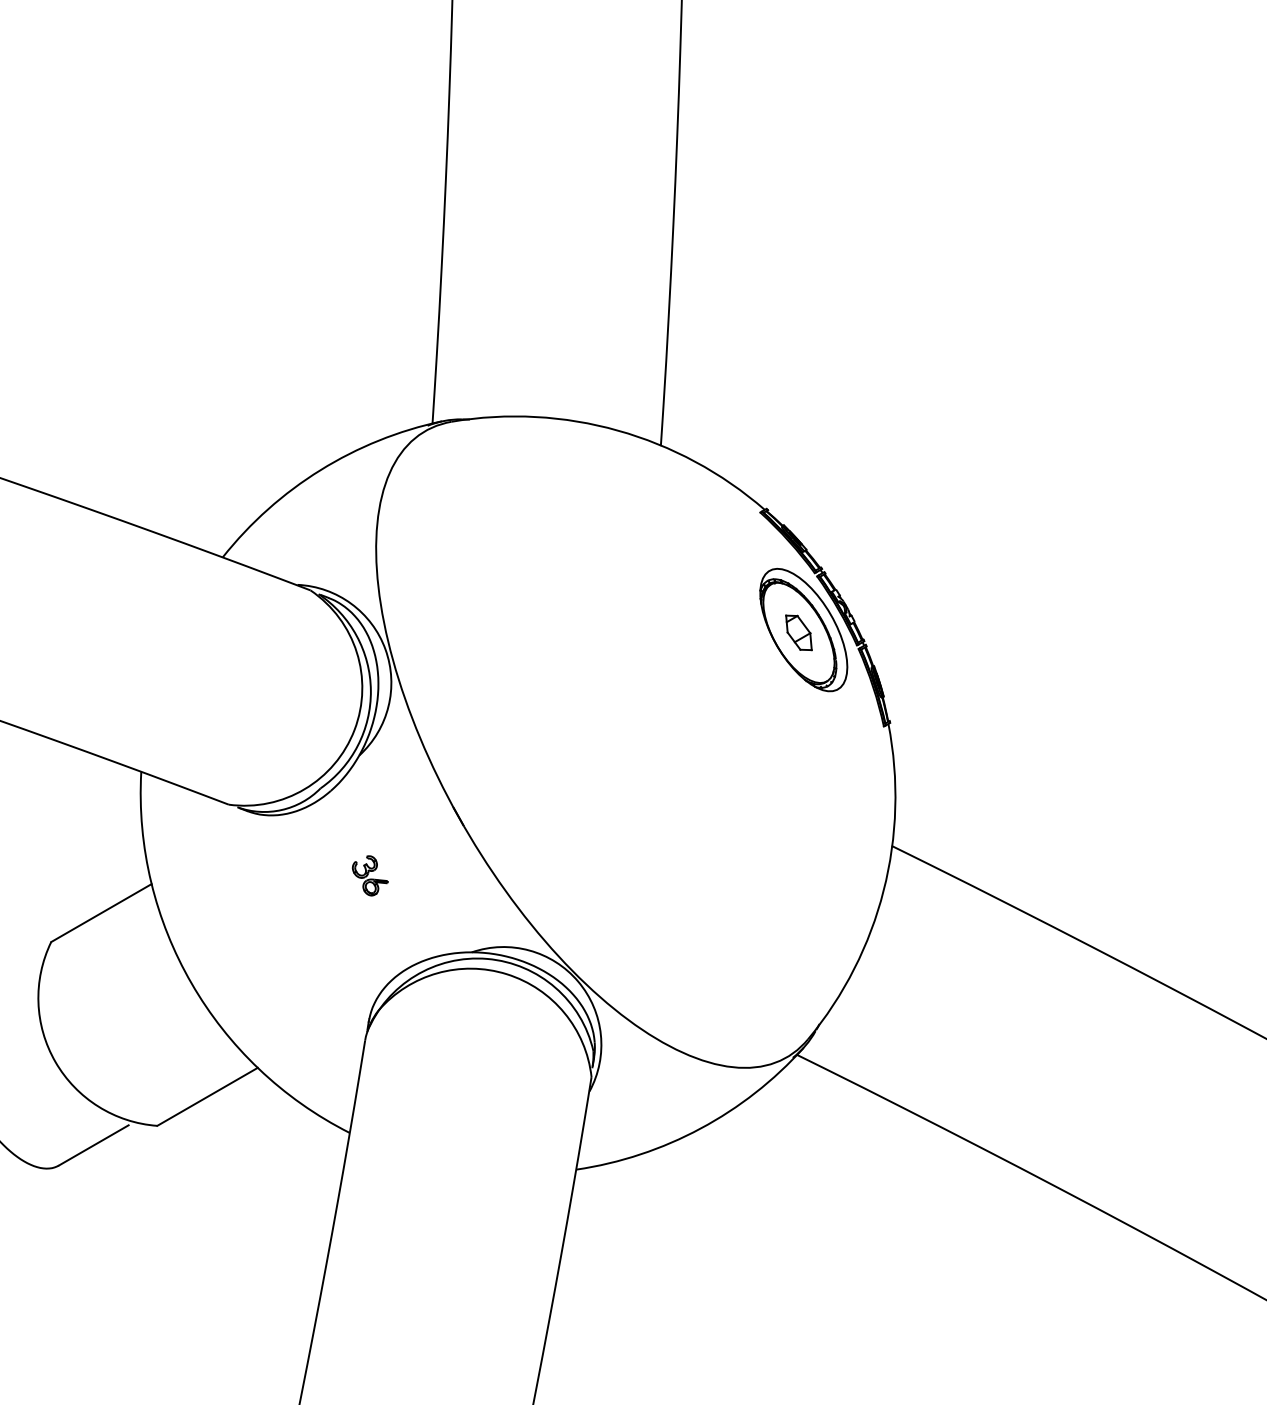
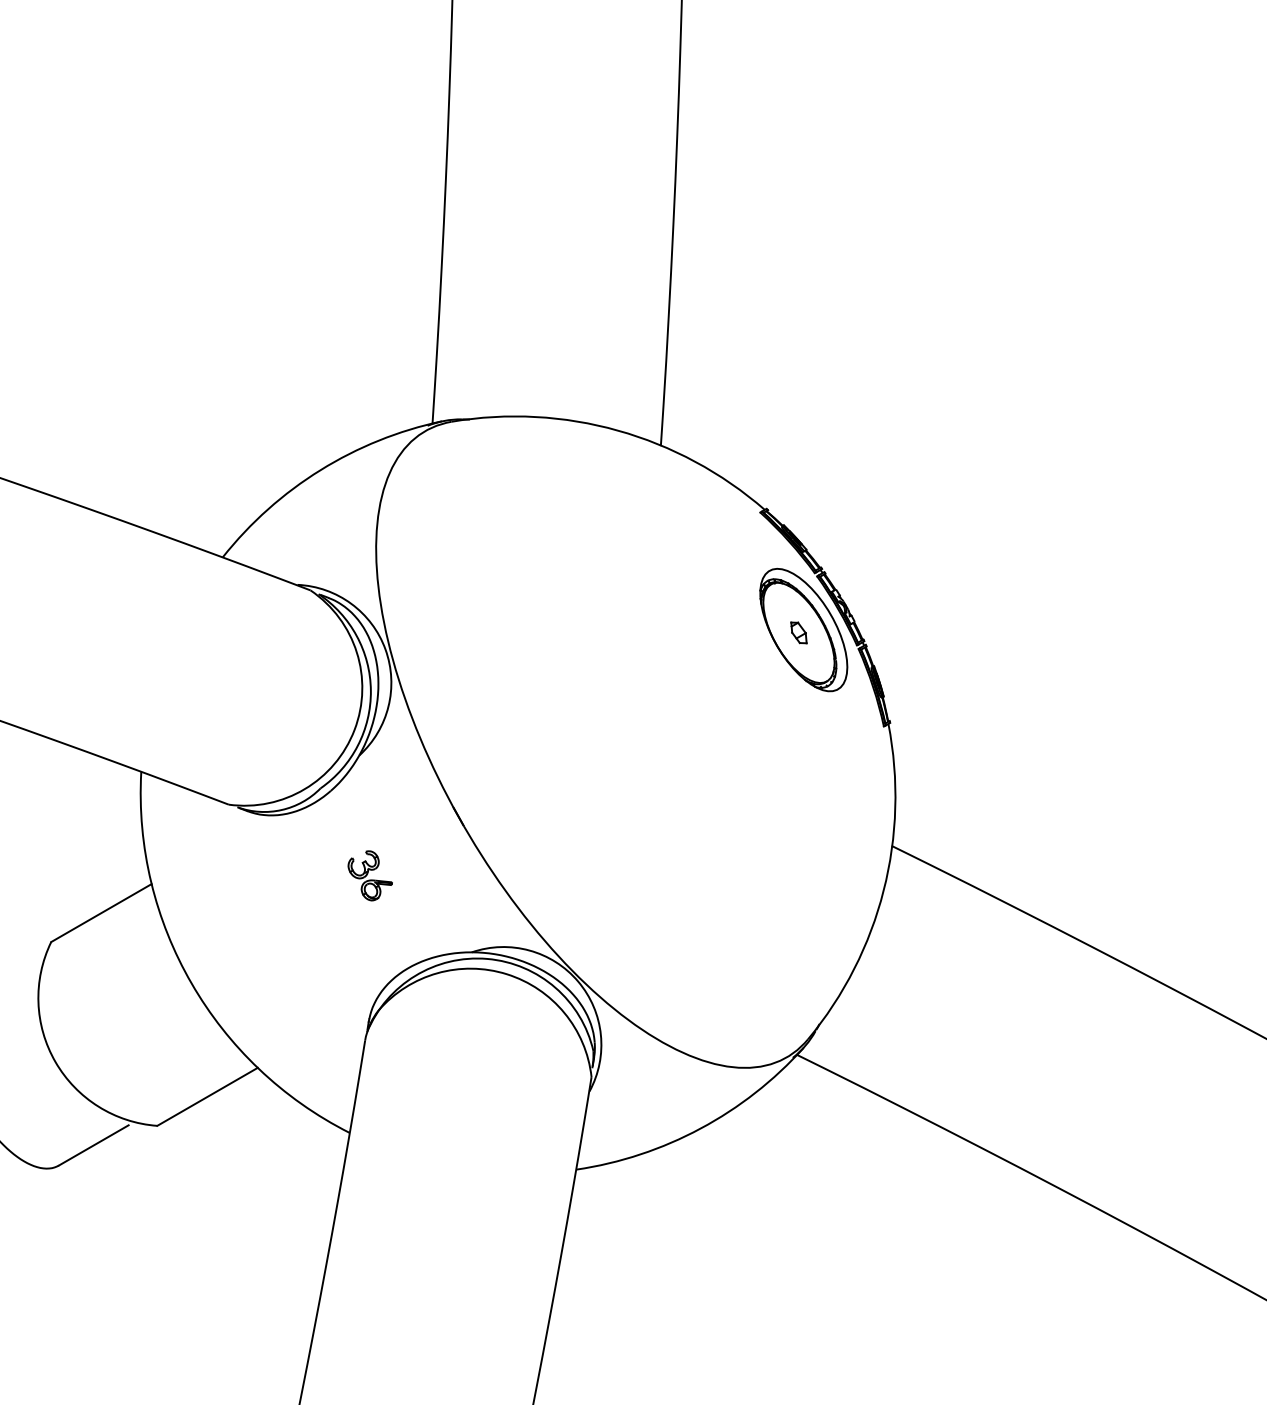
part size: 28x38 px -> 18x24 px (798, 632)
part size: 38x42 px -> 46x52 px (369, 875)
